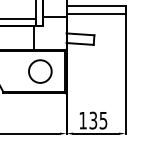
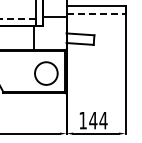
line: solid -> dashed (96, 14)
line: solid -> dashed (17, 19)
circle position: (40, 71) -> (46, 73) (46, 73)
text: 135 -> 144 (98, 120)
